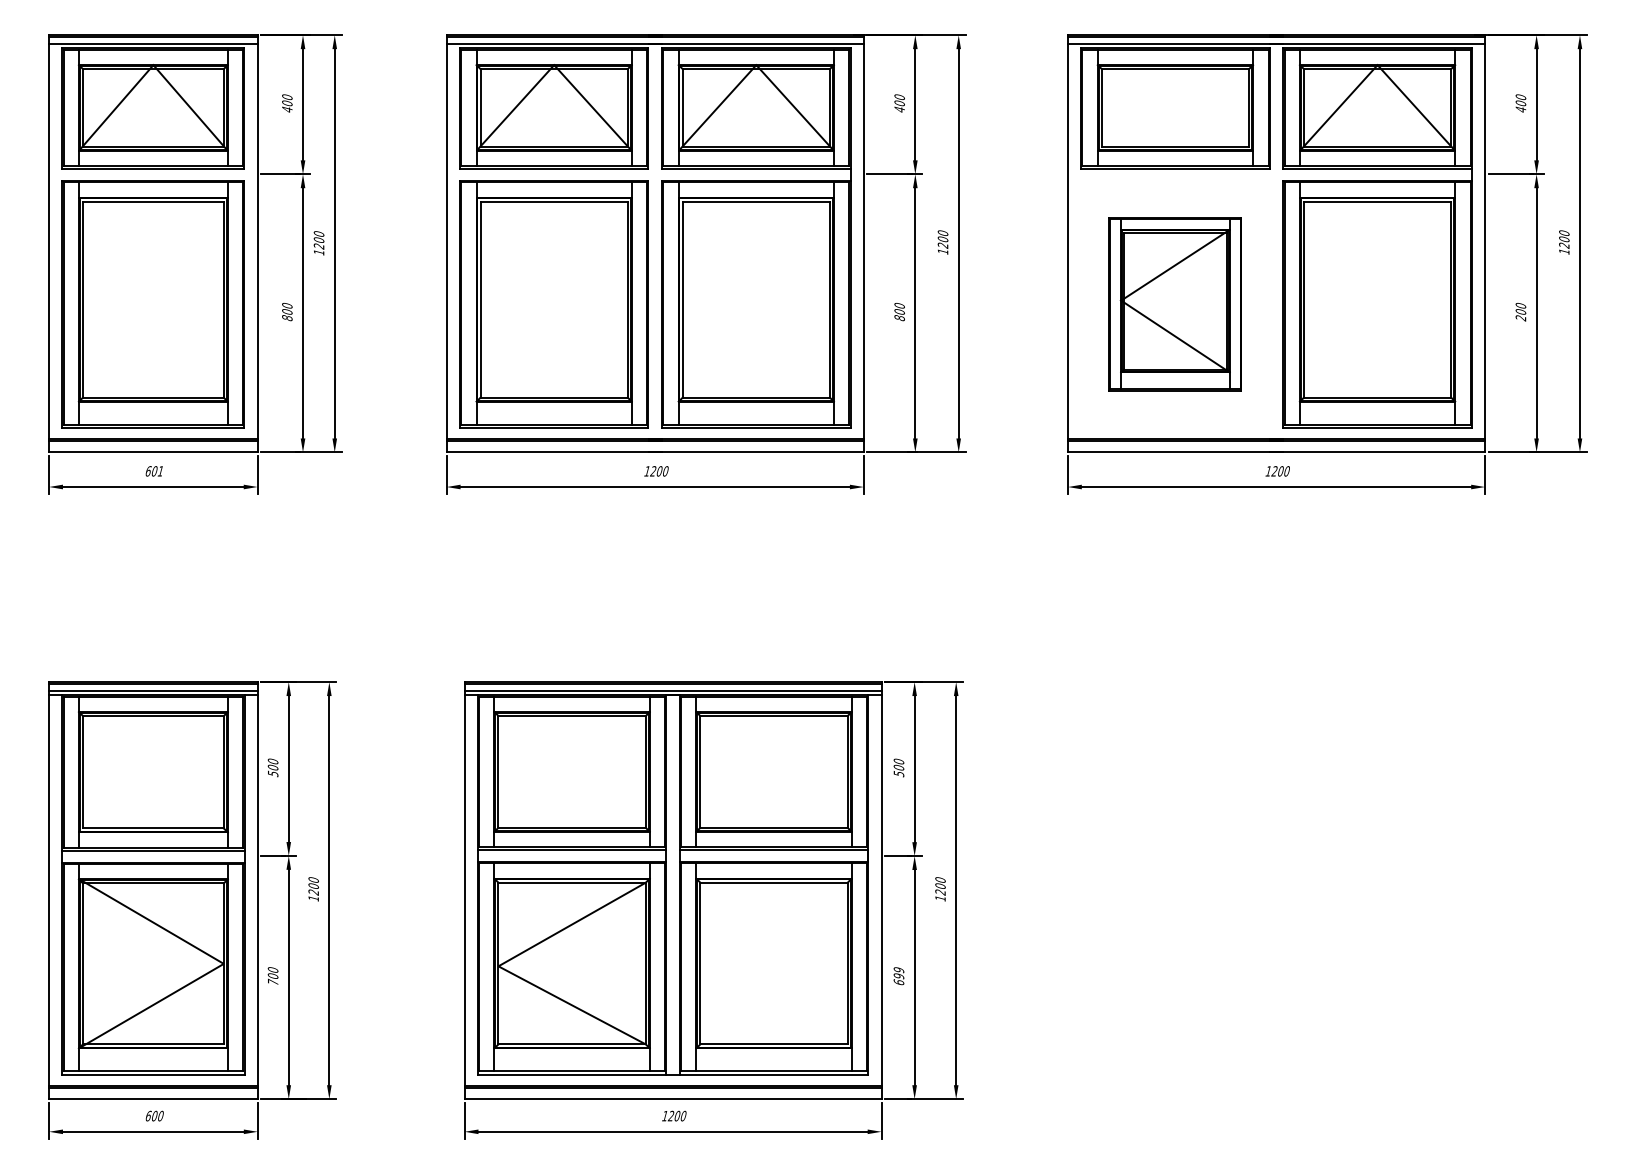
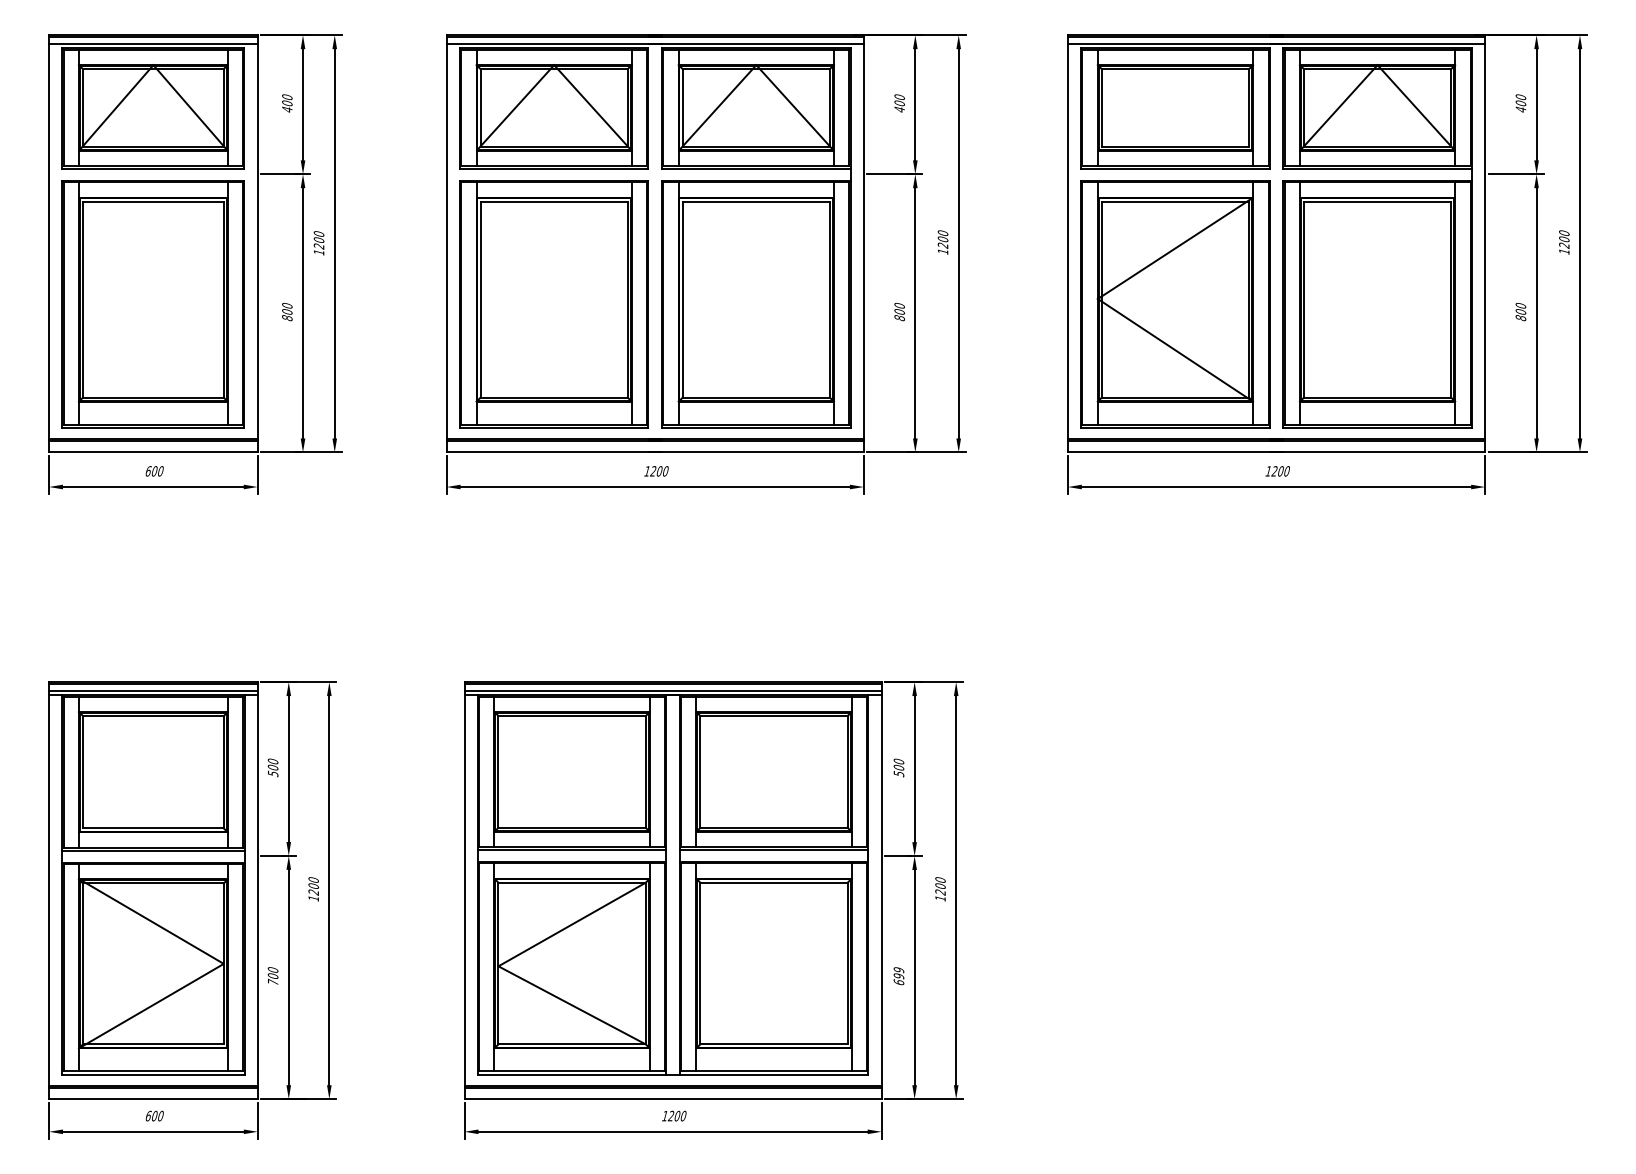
part size: 134x175 px -> 191x249 px (1175, 304)
text: 200 -> 800 (1520, 318)
text: 601 -> 600 (160, 471)
